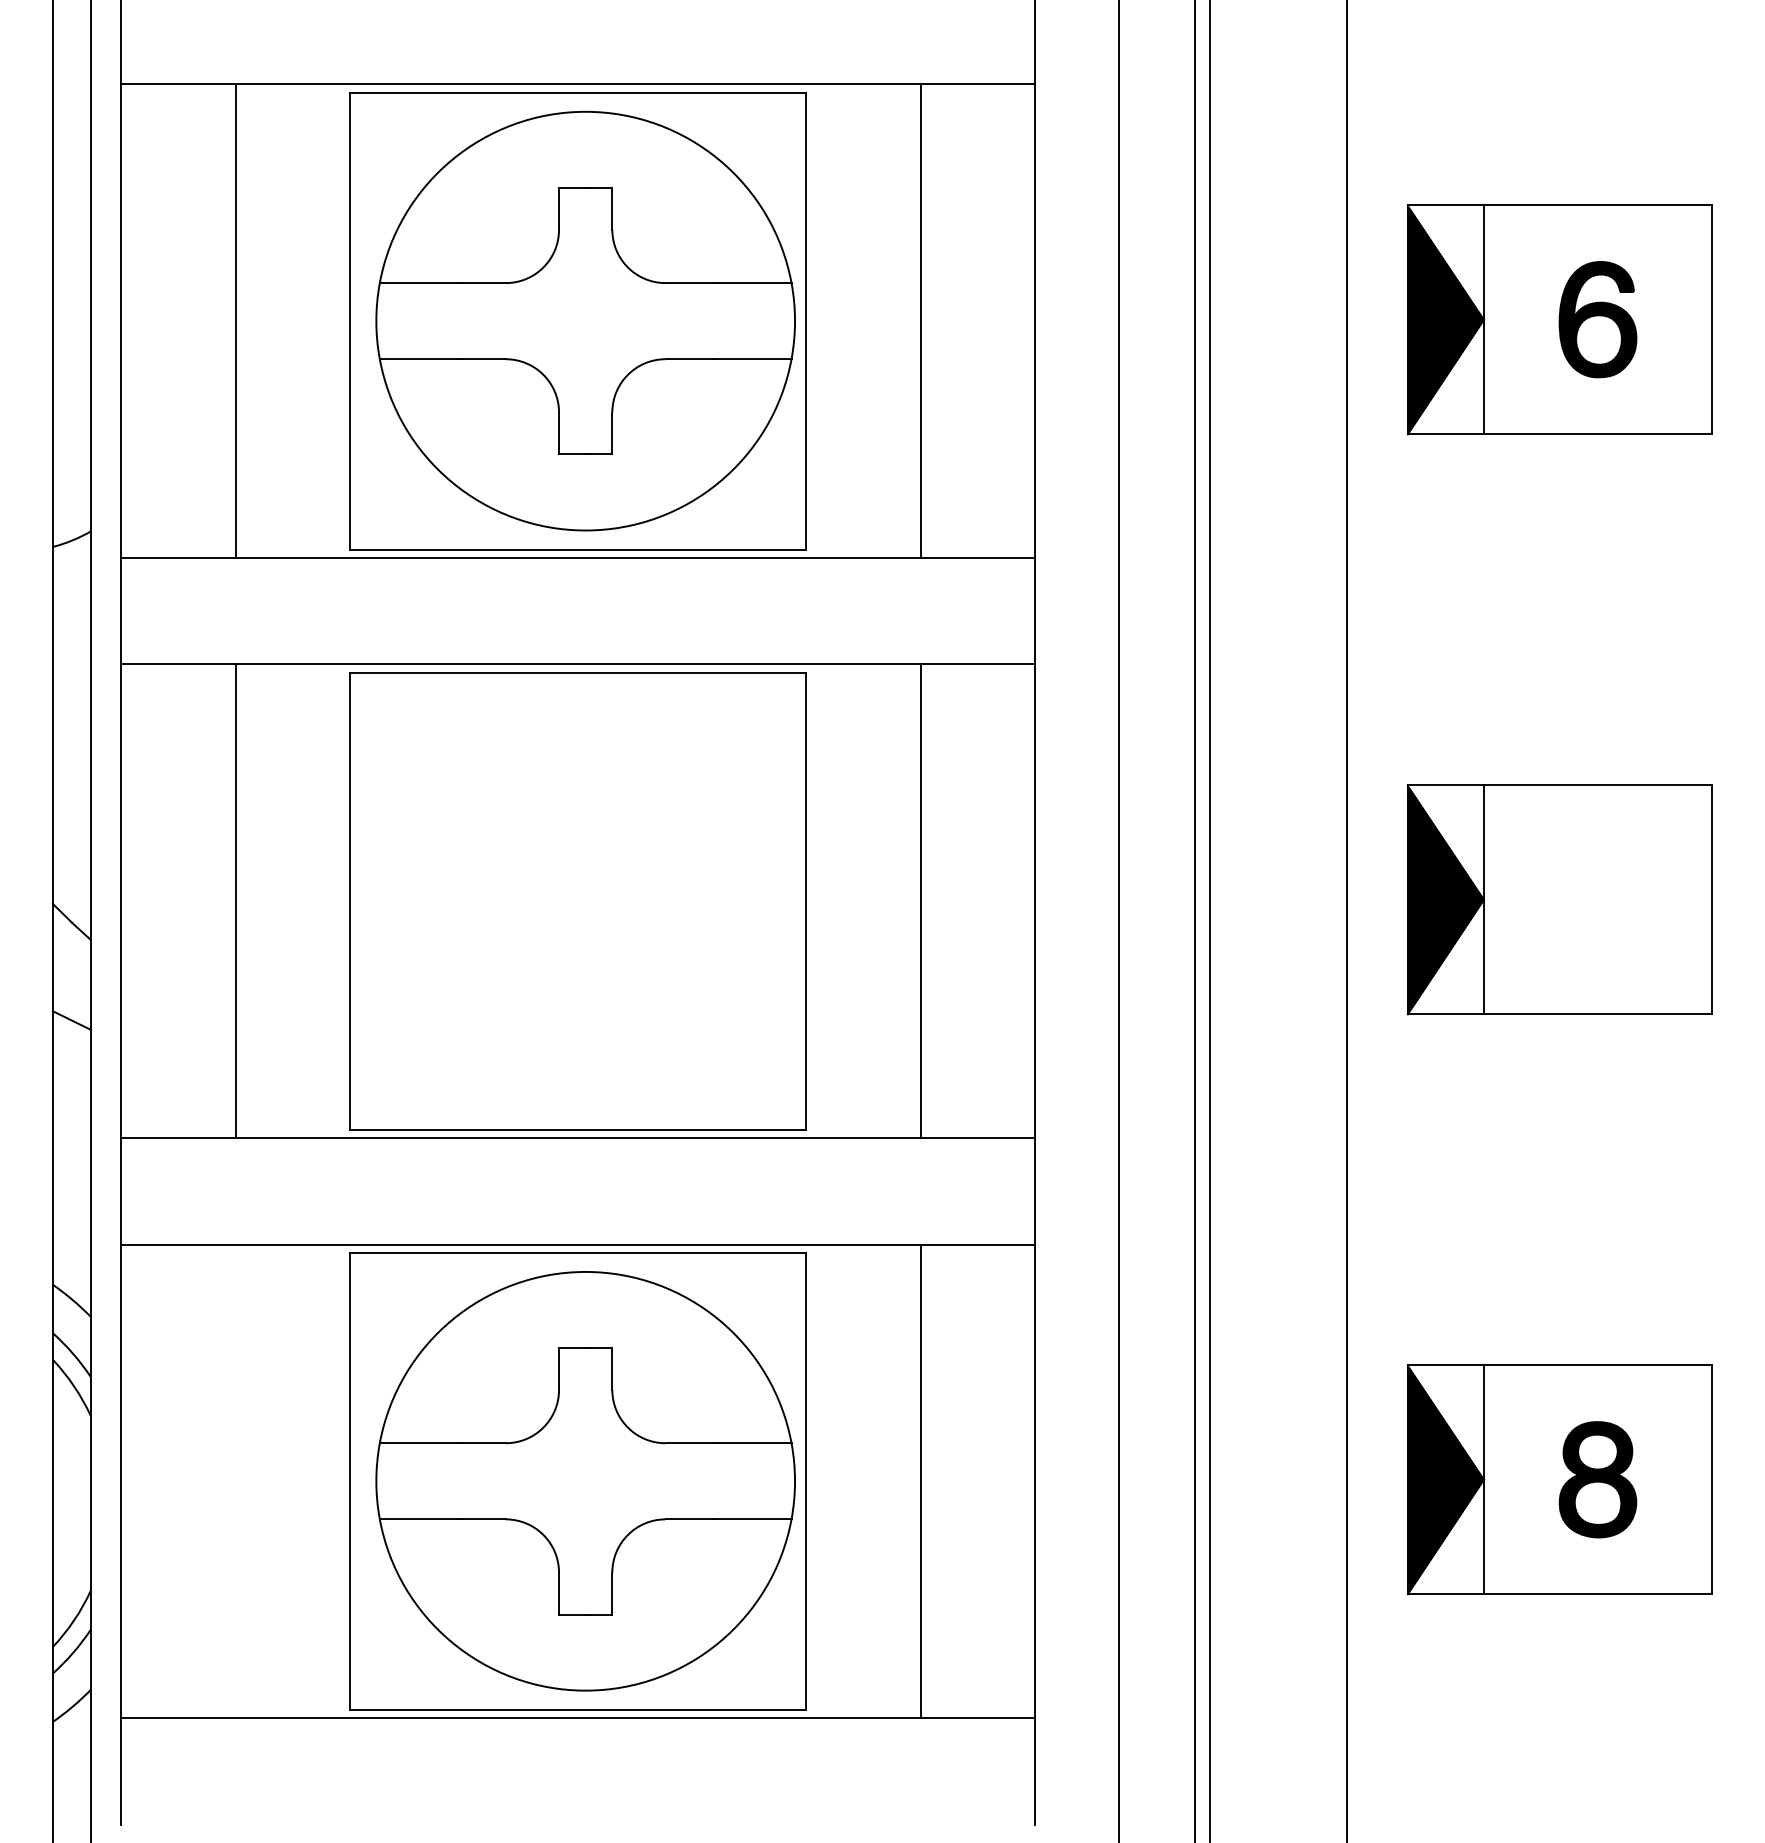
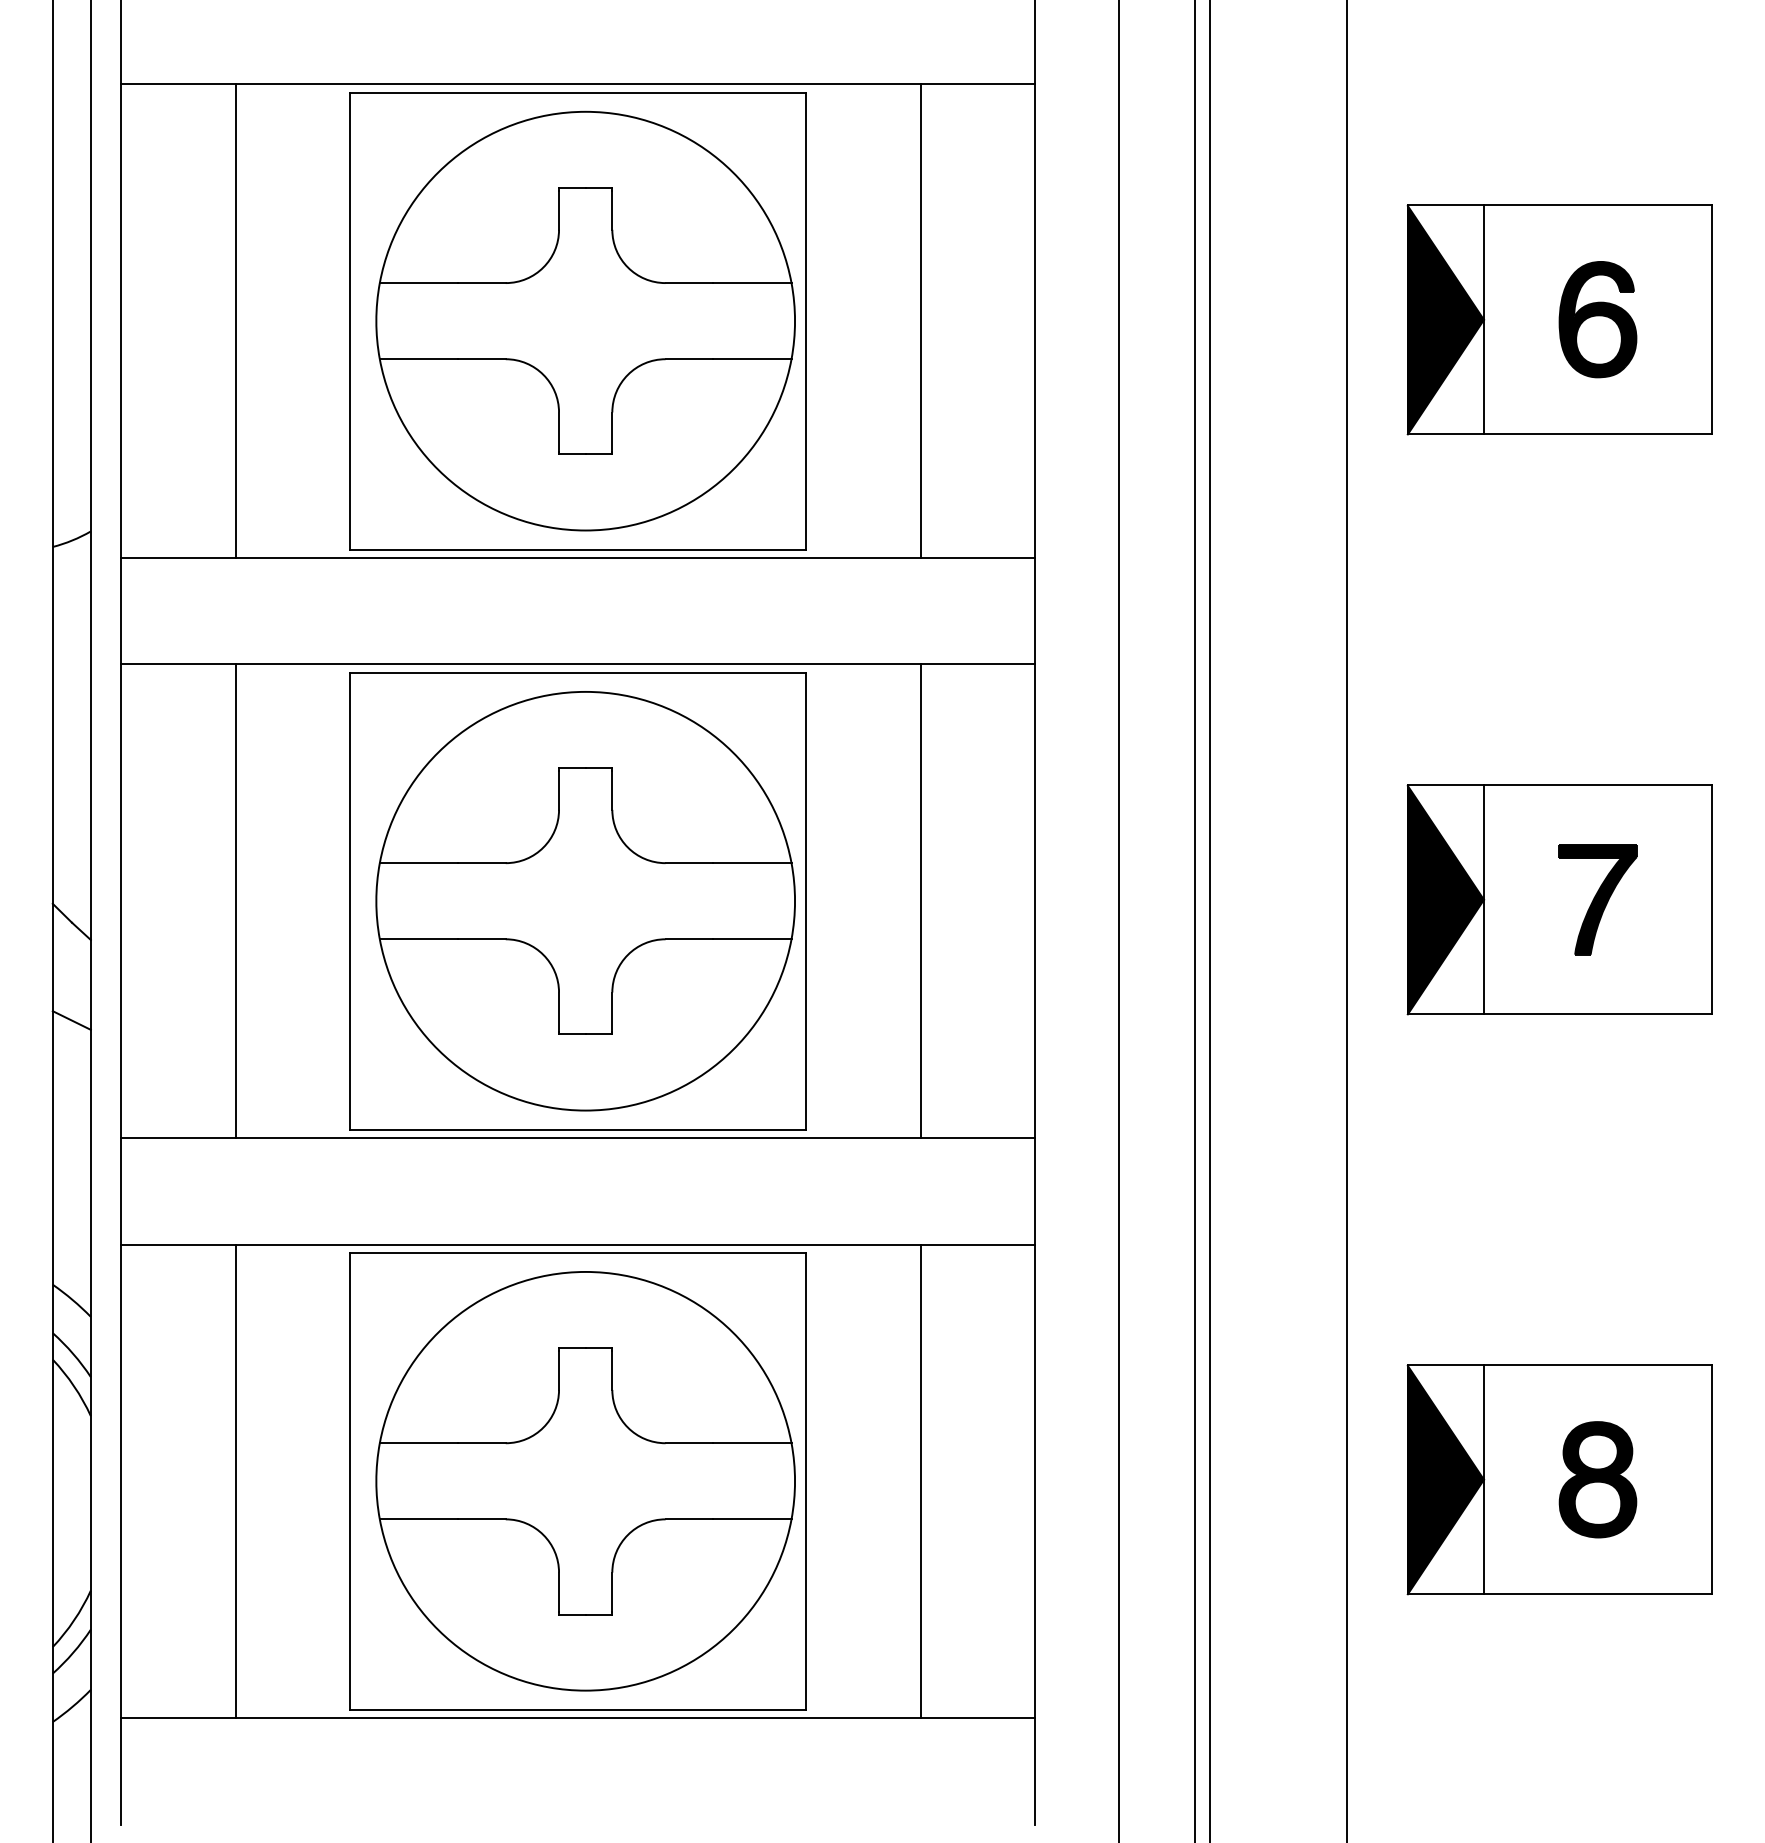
part: none -> present (1597, 899)
part: none -> present (585, 901)
line: none -> present (235, 1481)
